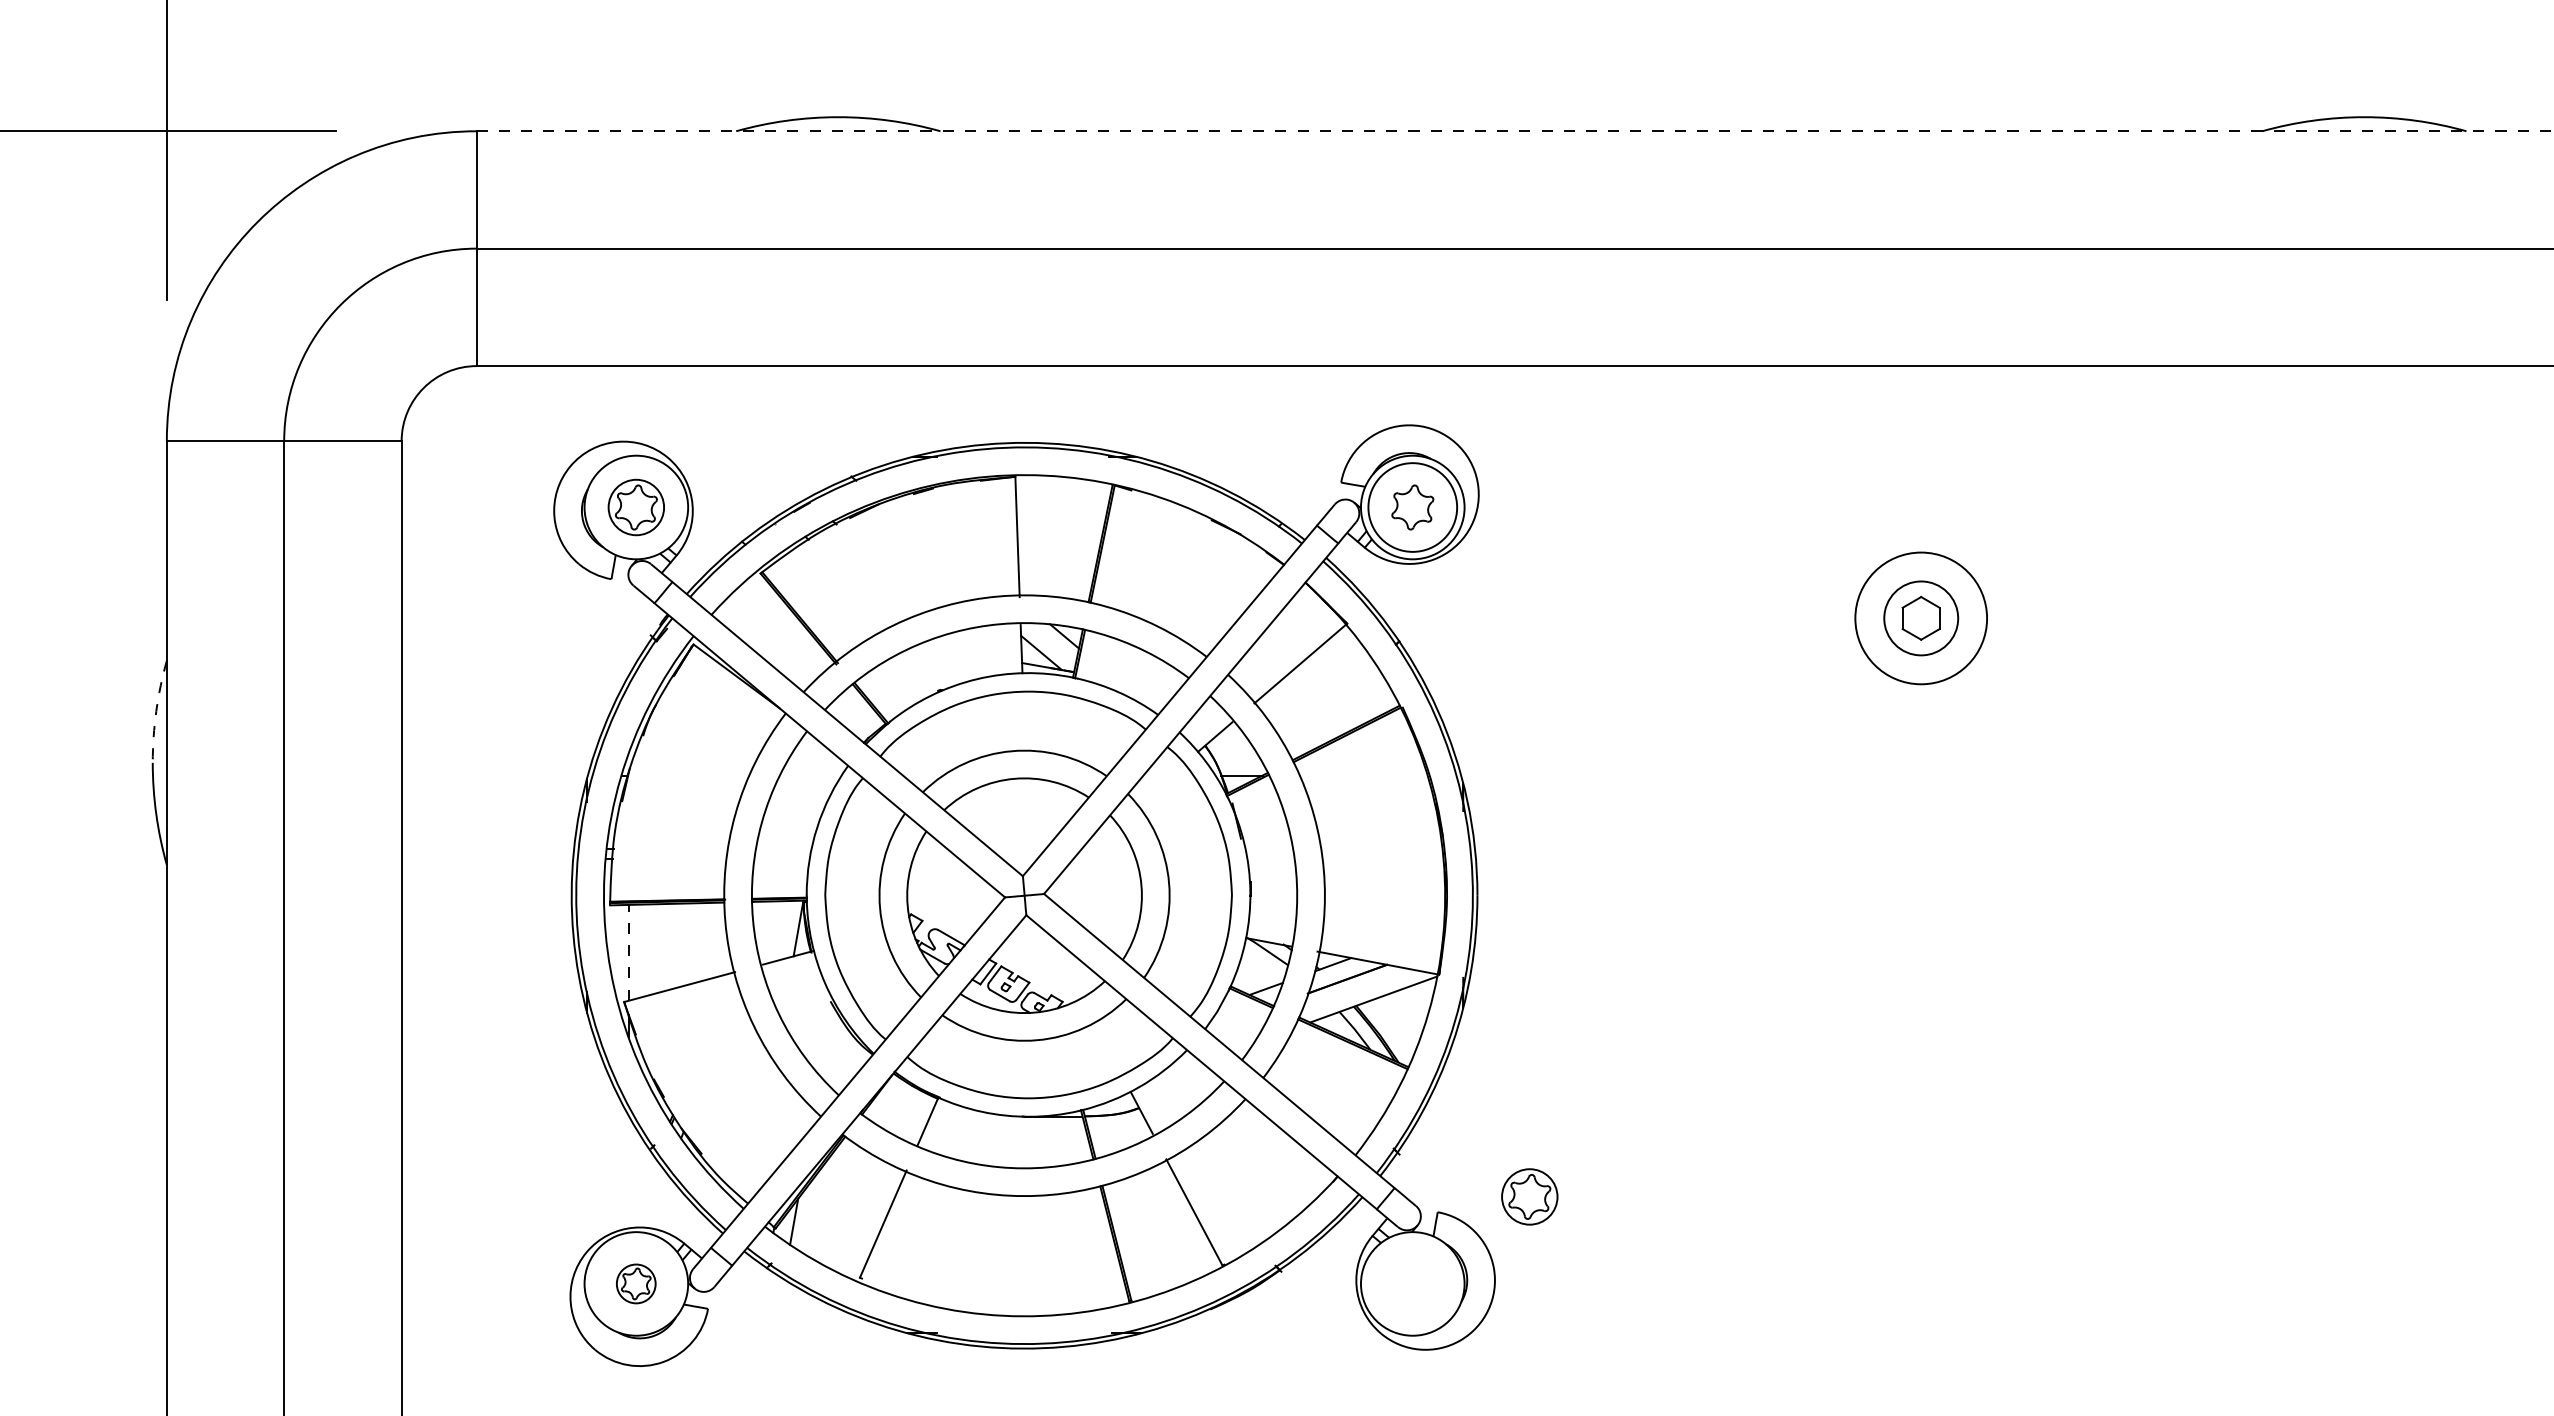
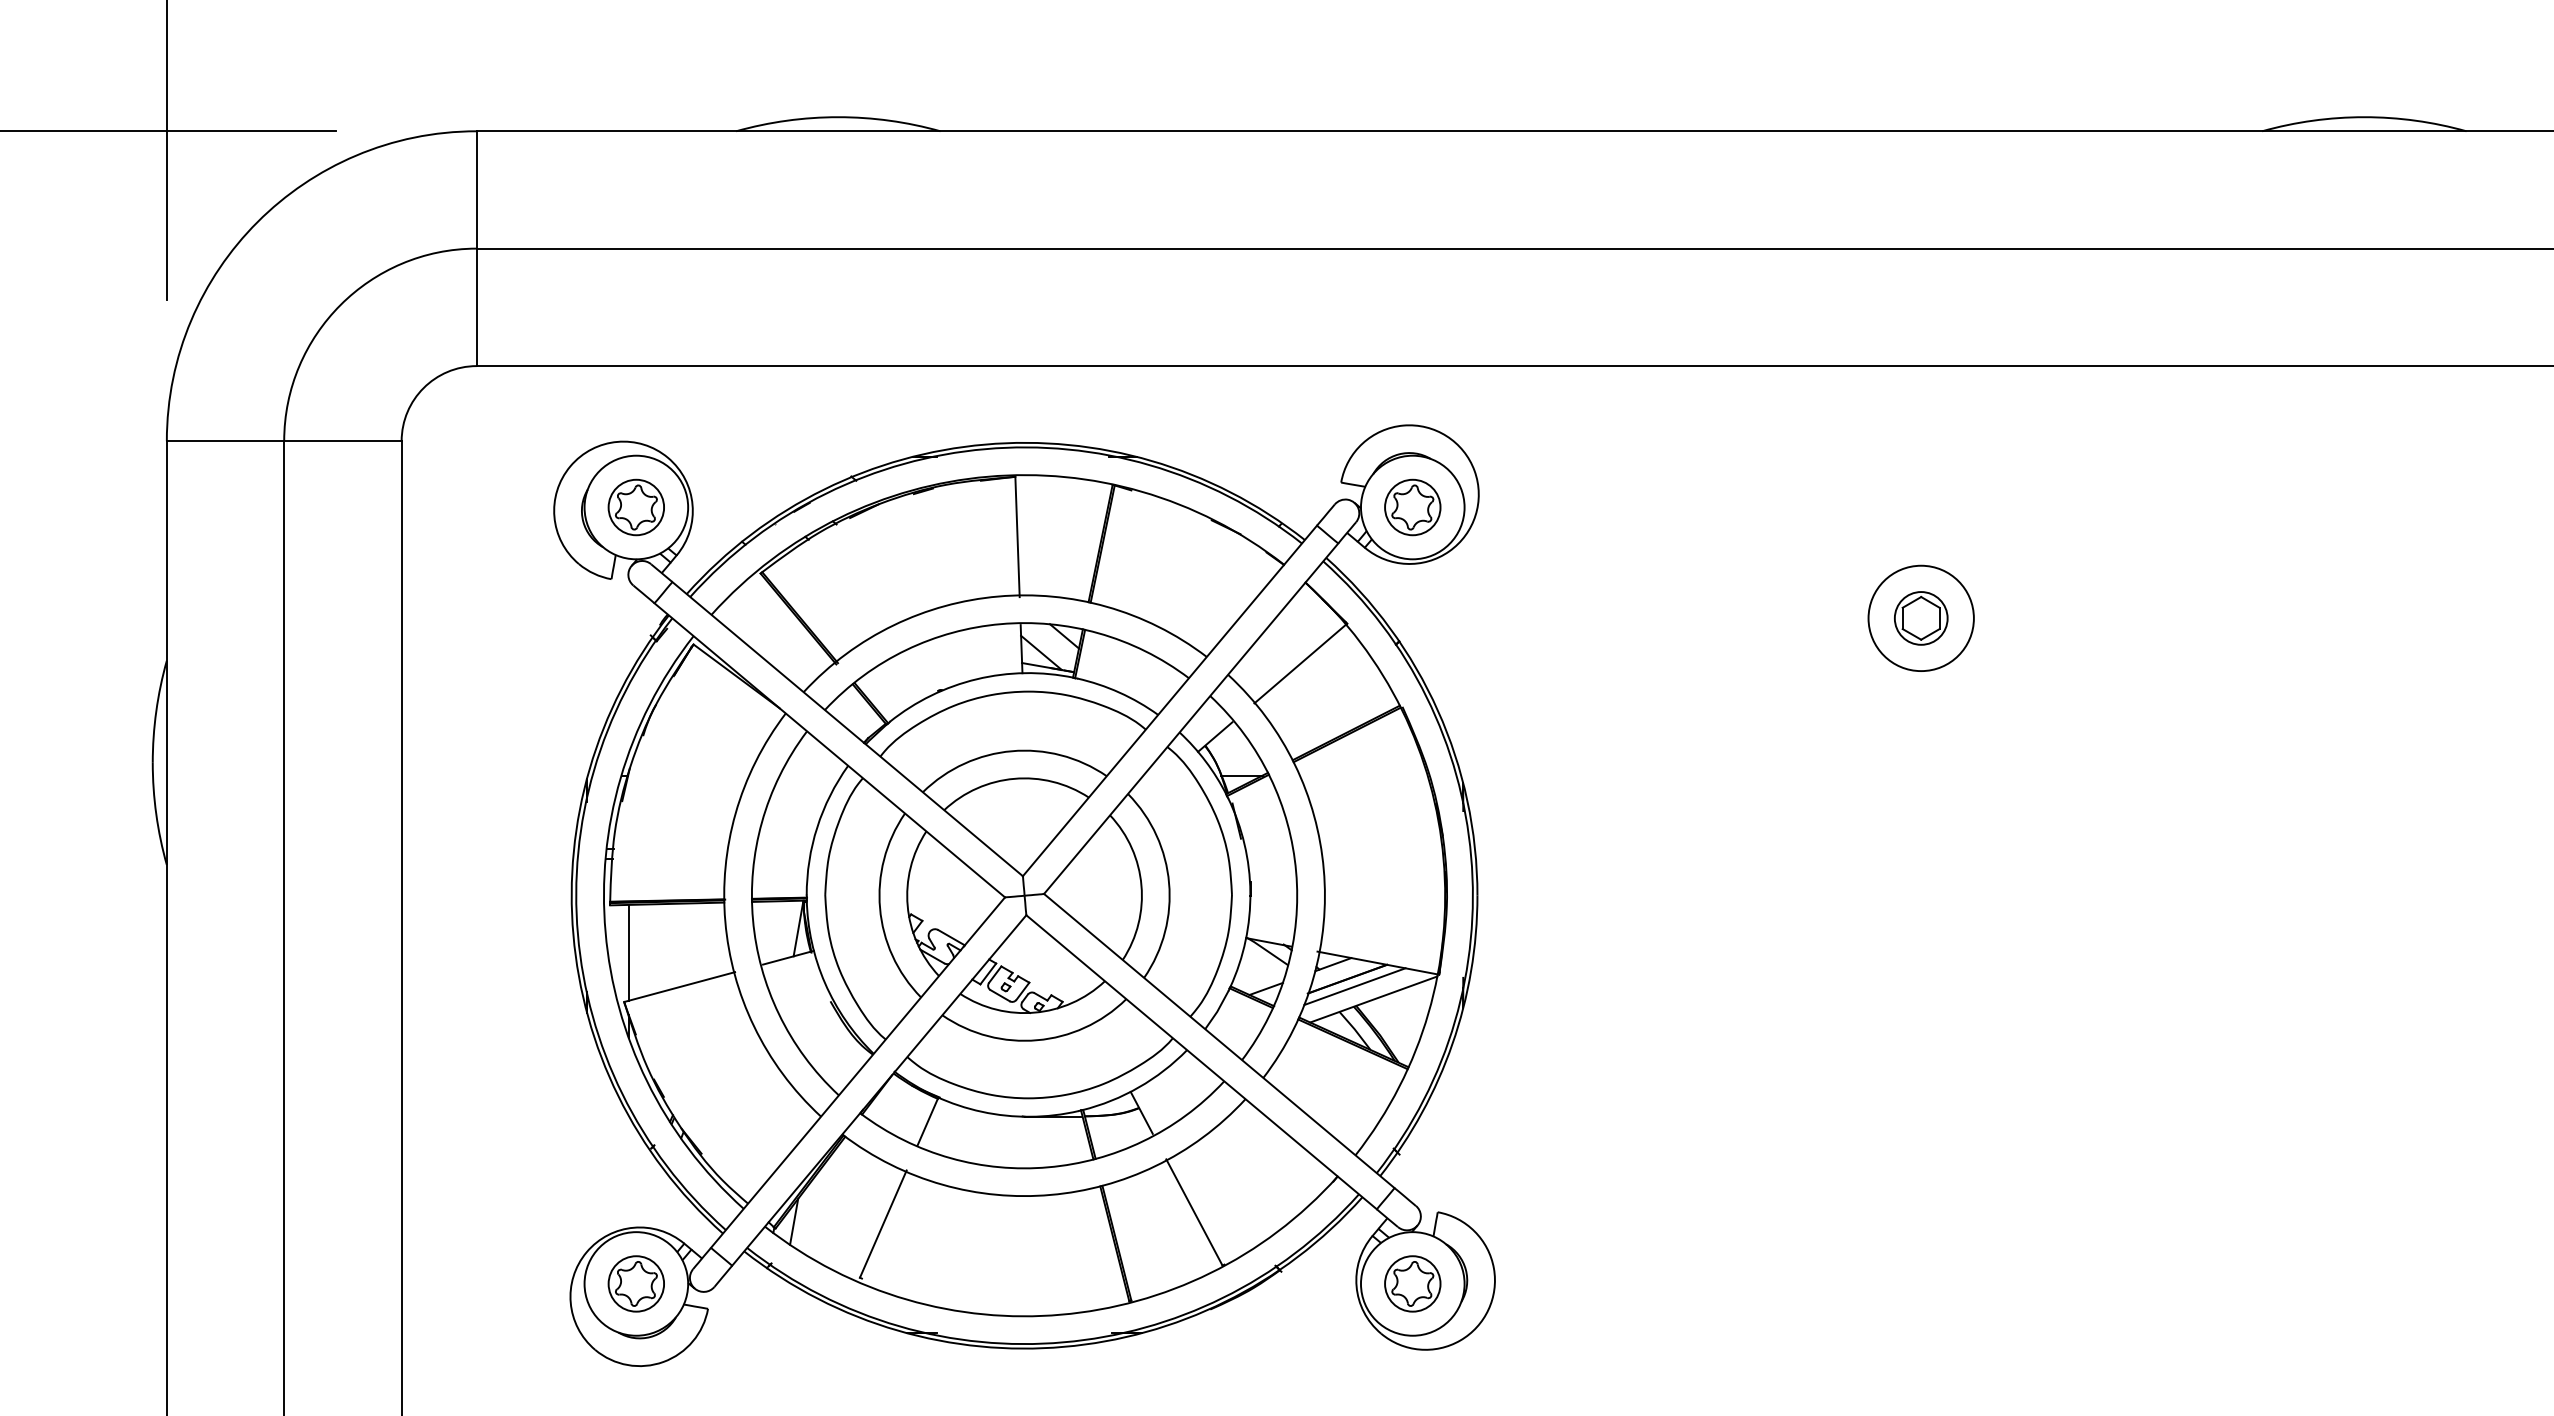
line: dashed -> solid (1515, 131)
circle diameter: 89 px -> 55 px (1412, 507)
circle diameter: 132 px -> 105 px (1920, 618)
circle diameter: 74 px -> 53 px (1920, 618)
arc: dashed -> solid (156, 711)
line: dashed -> solid (629, 952)
line: none -> present (1354, 986)
part position: (1529, 1196) -> (1412, 1283) (1412, 1283)
part size: 41x42 px -> 58x58 px (635, 1283)
